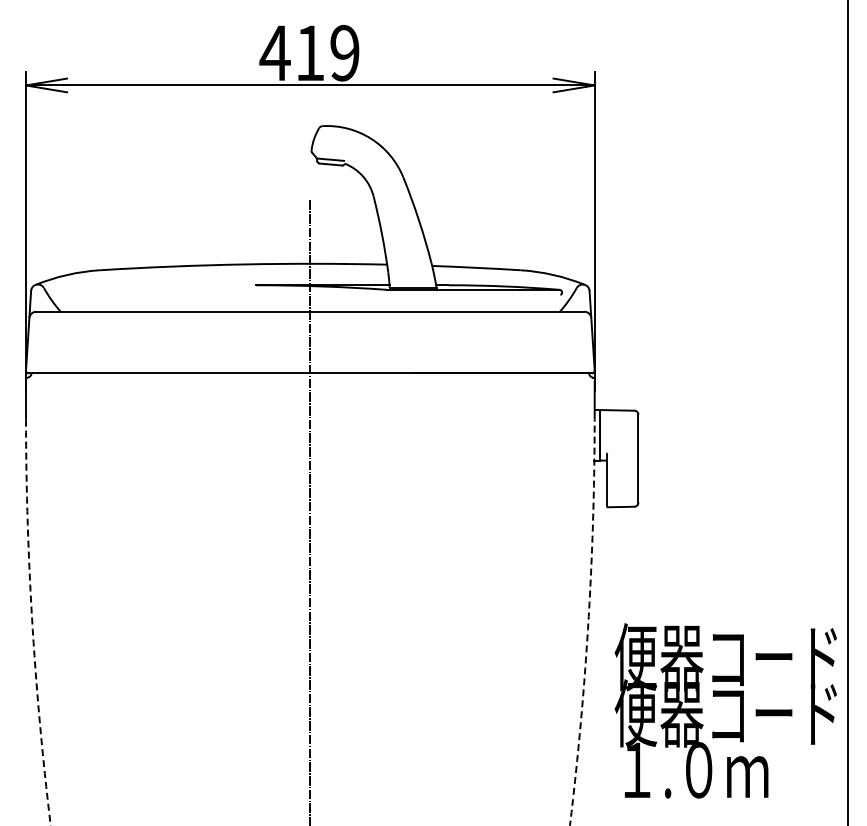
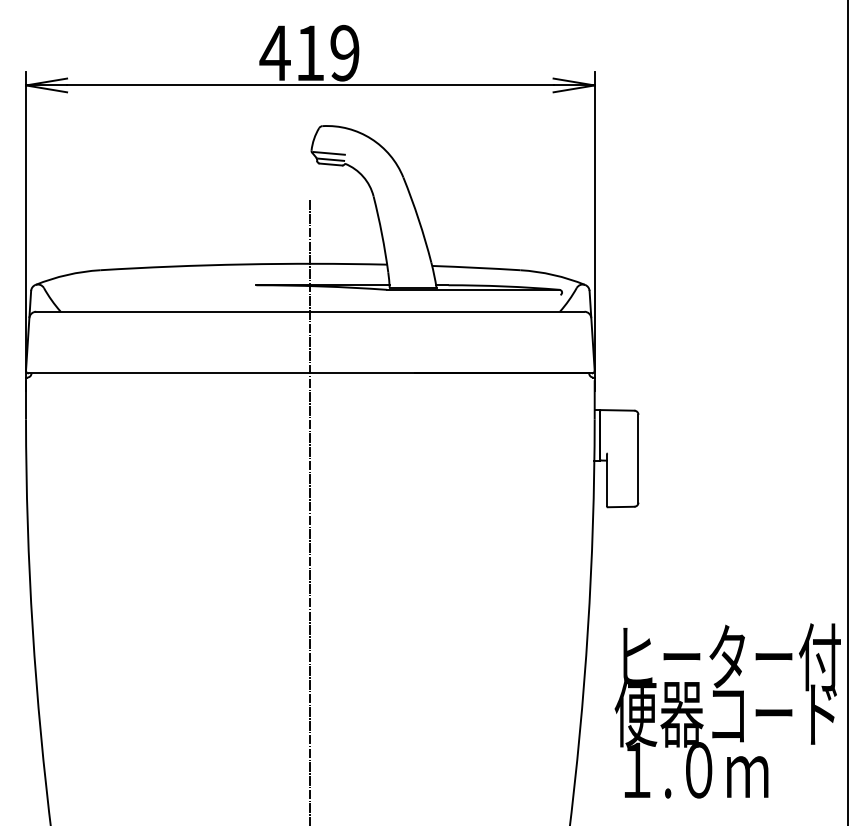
line: none -> present (328, 153)
arc: dashed -> solid (32, 623)
arc: dashed -> solid (588, 623)
text: 便器コード -> ヒーター付 (727, 657)
